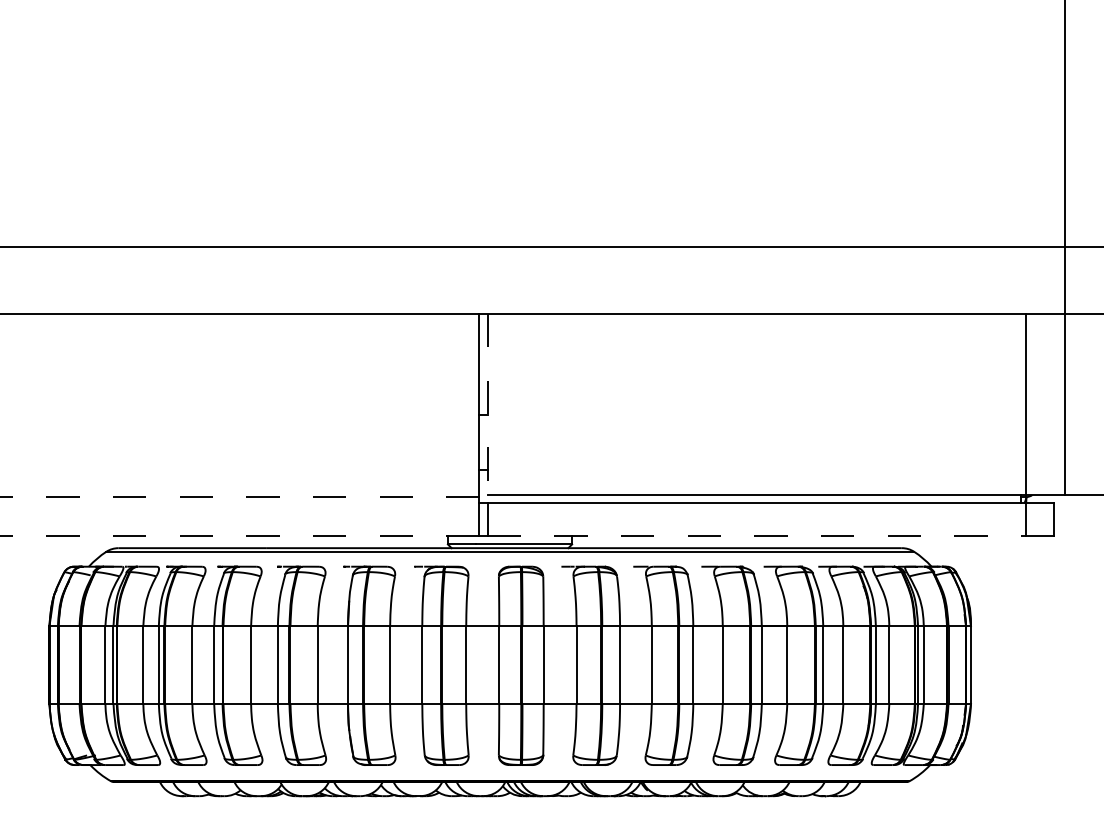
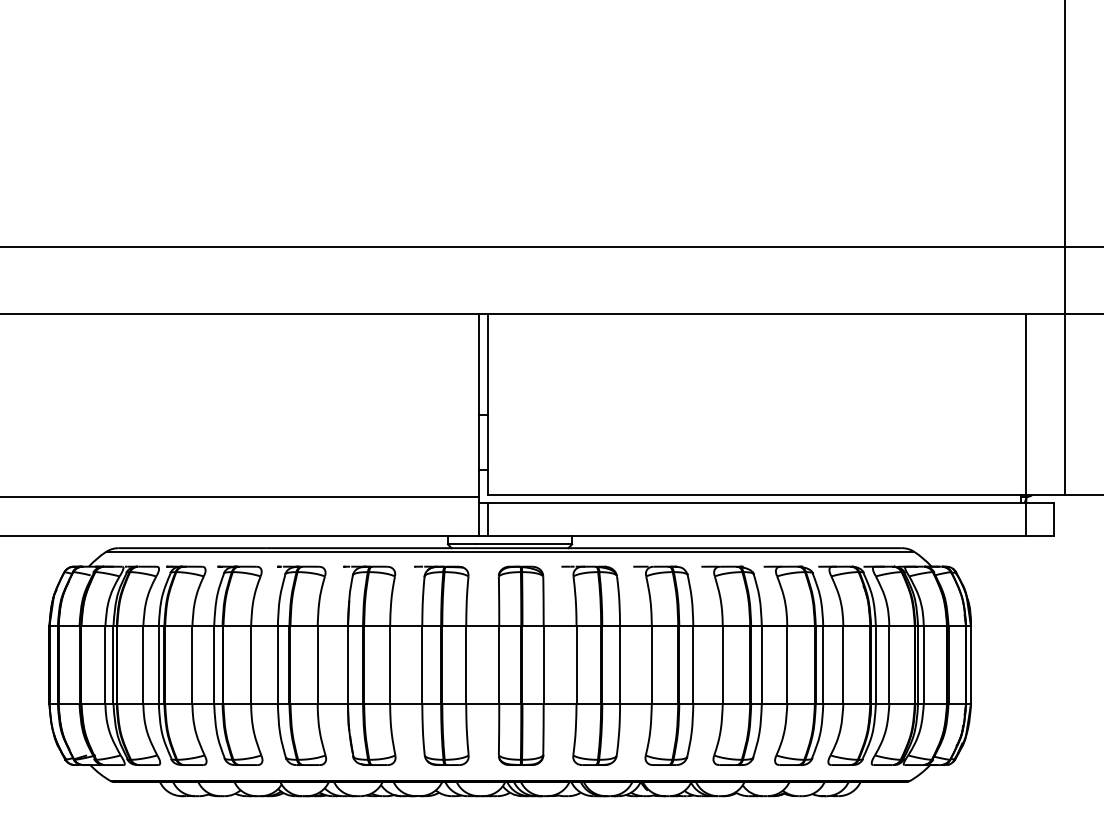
line: dashed -> solid (487, 405)
line: dashed -> solid (239, 497)
line: dashed -> solid (239, 536)
line: dashed -> solid (757, 536)
